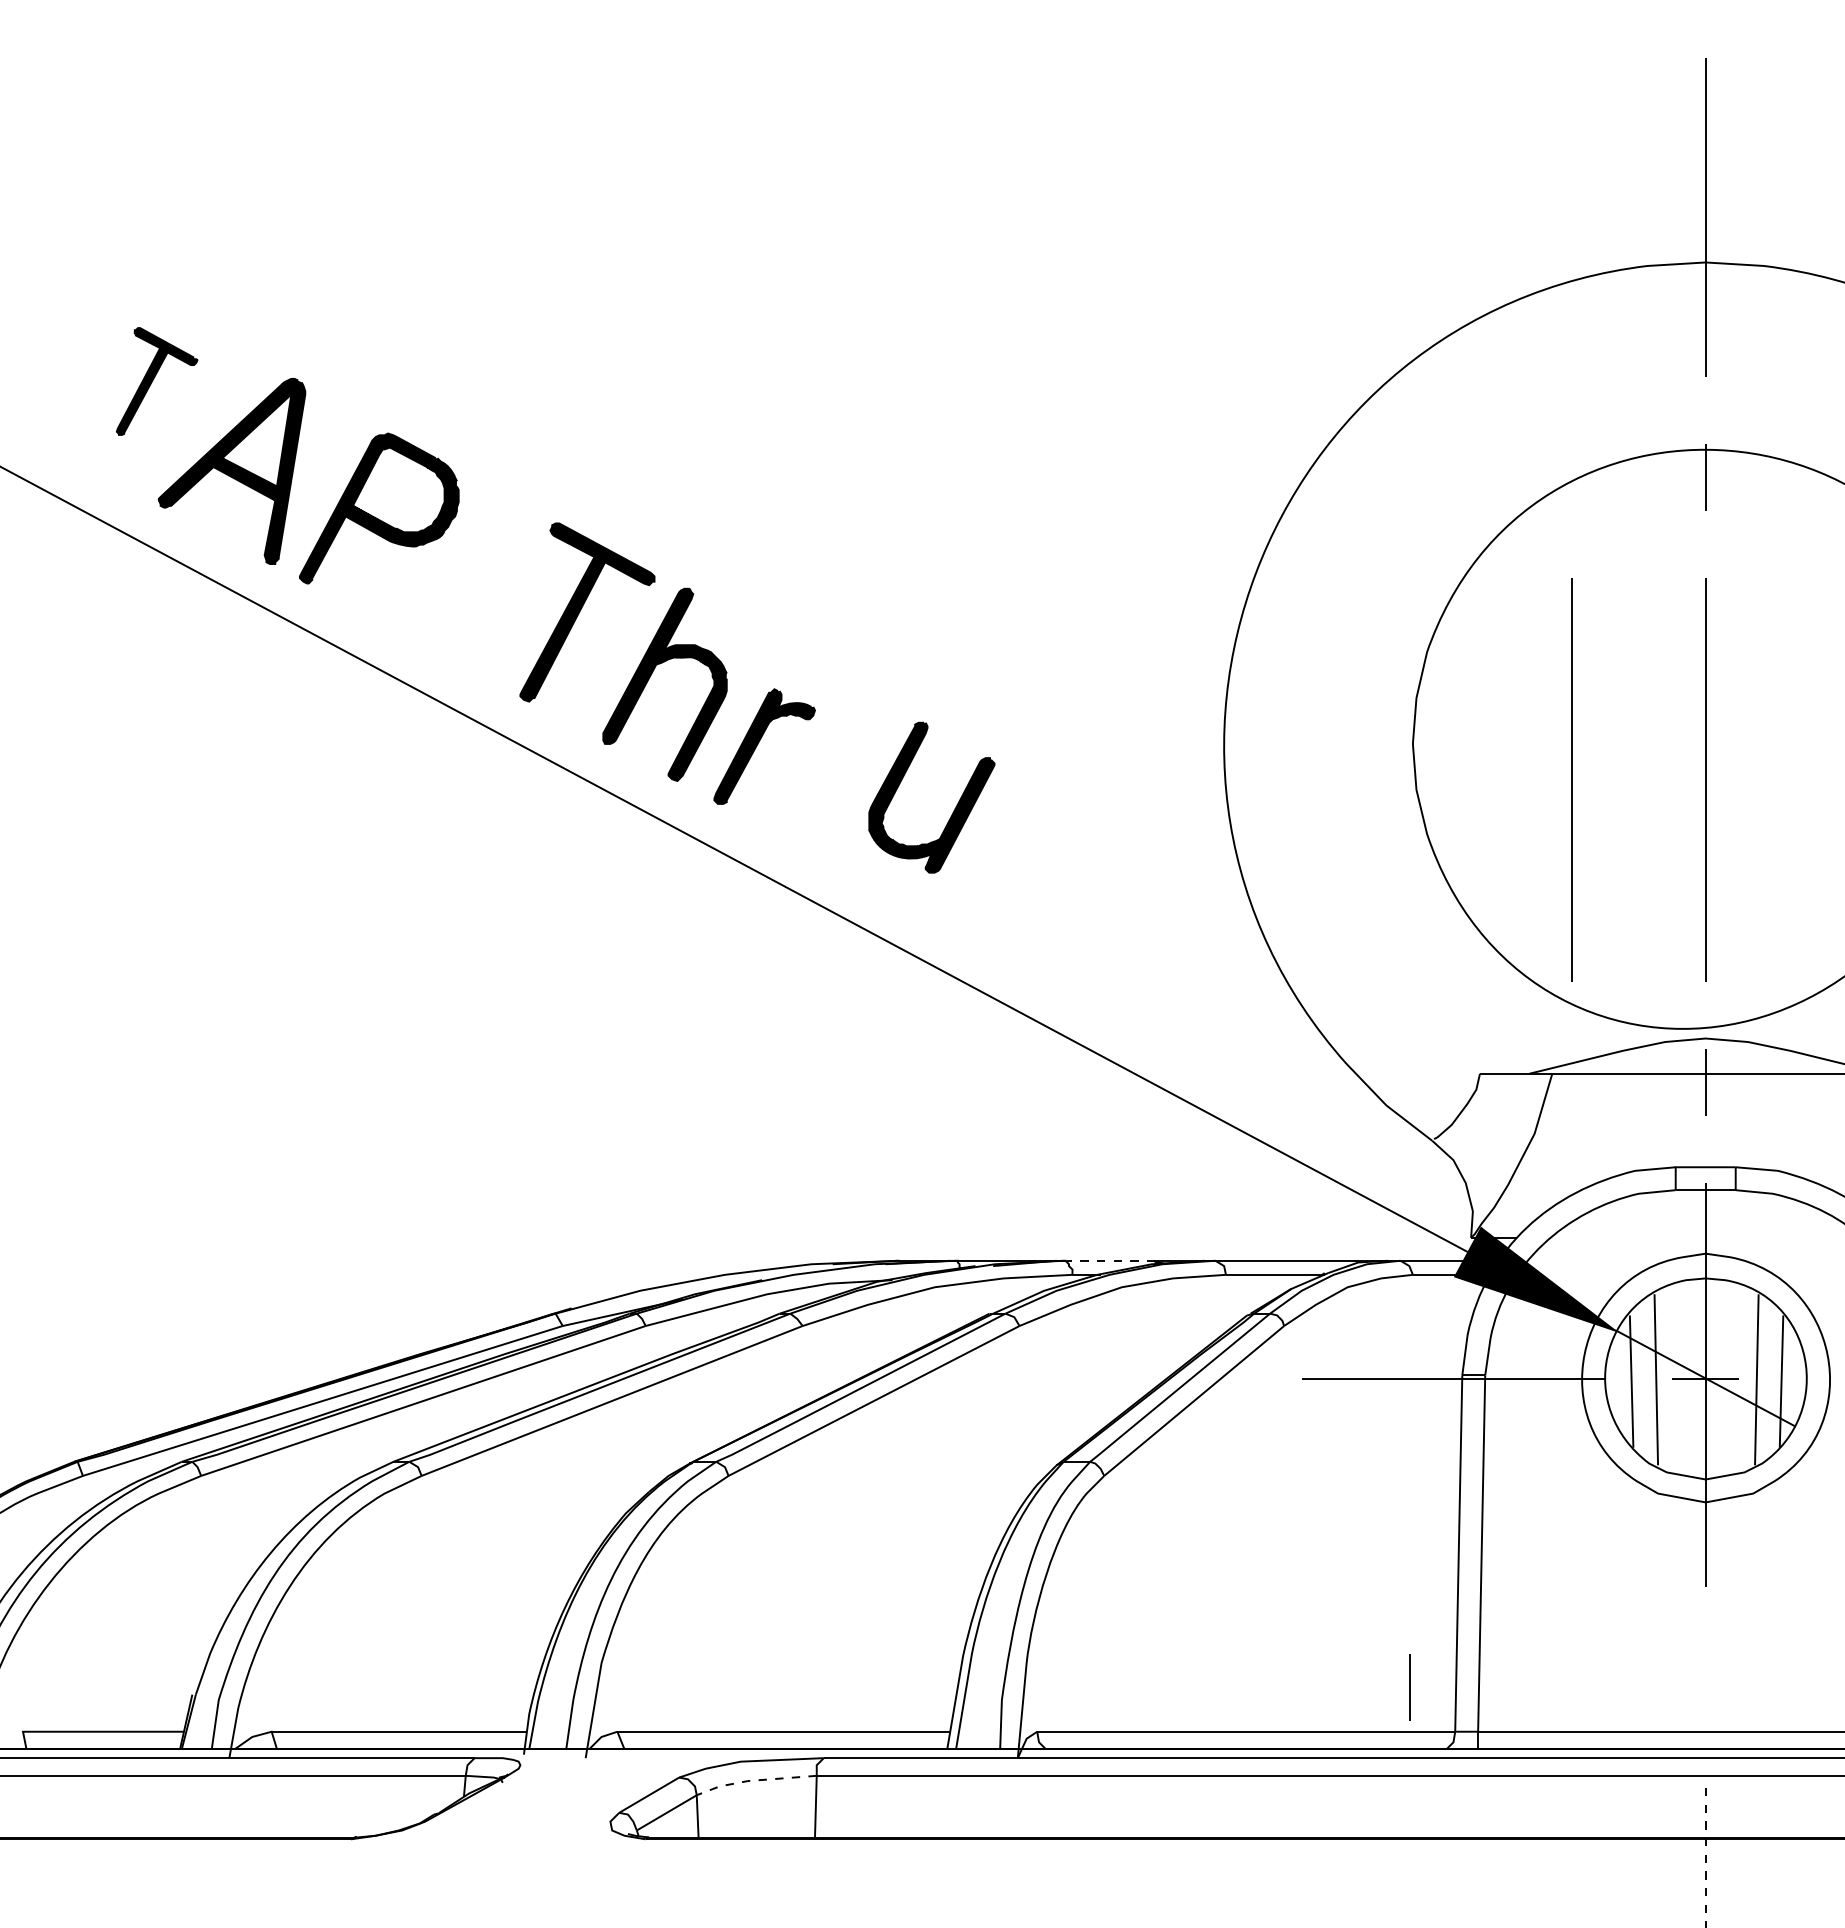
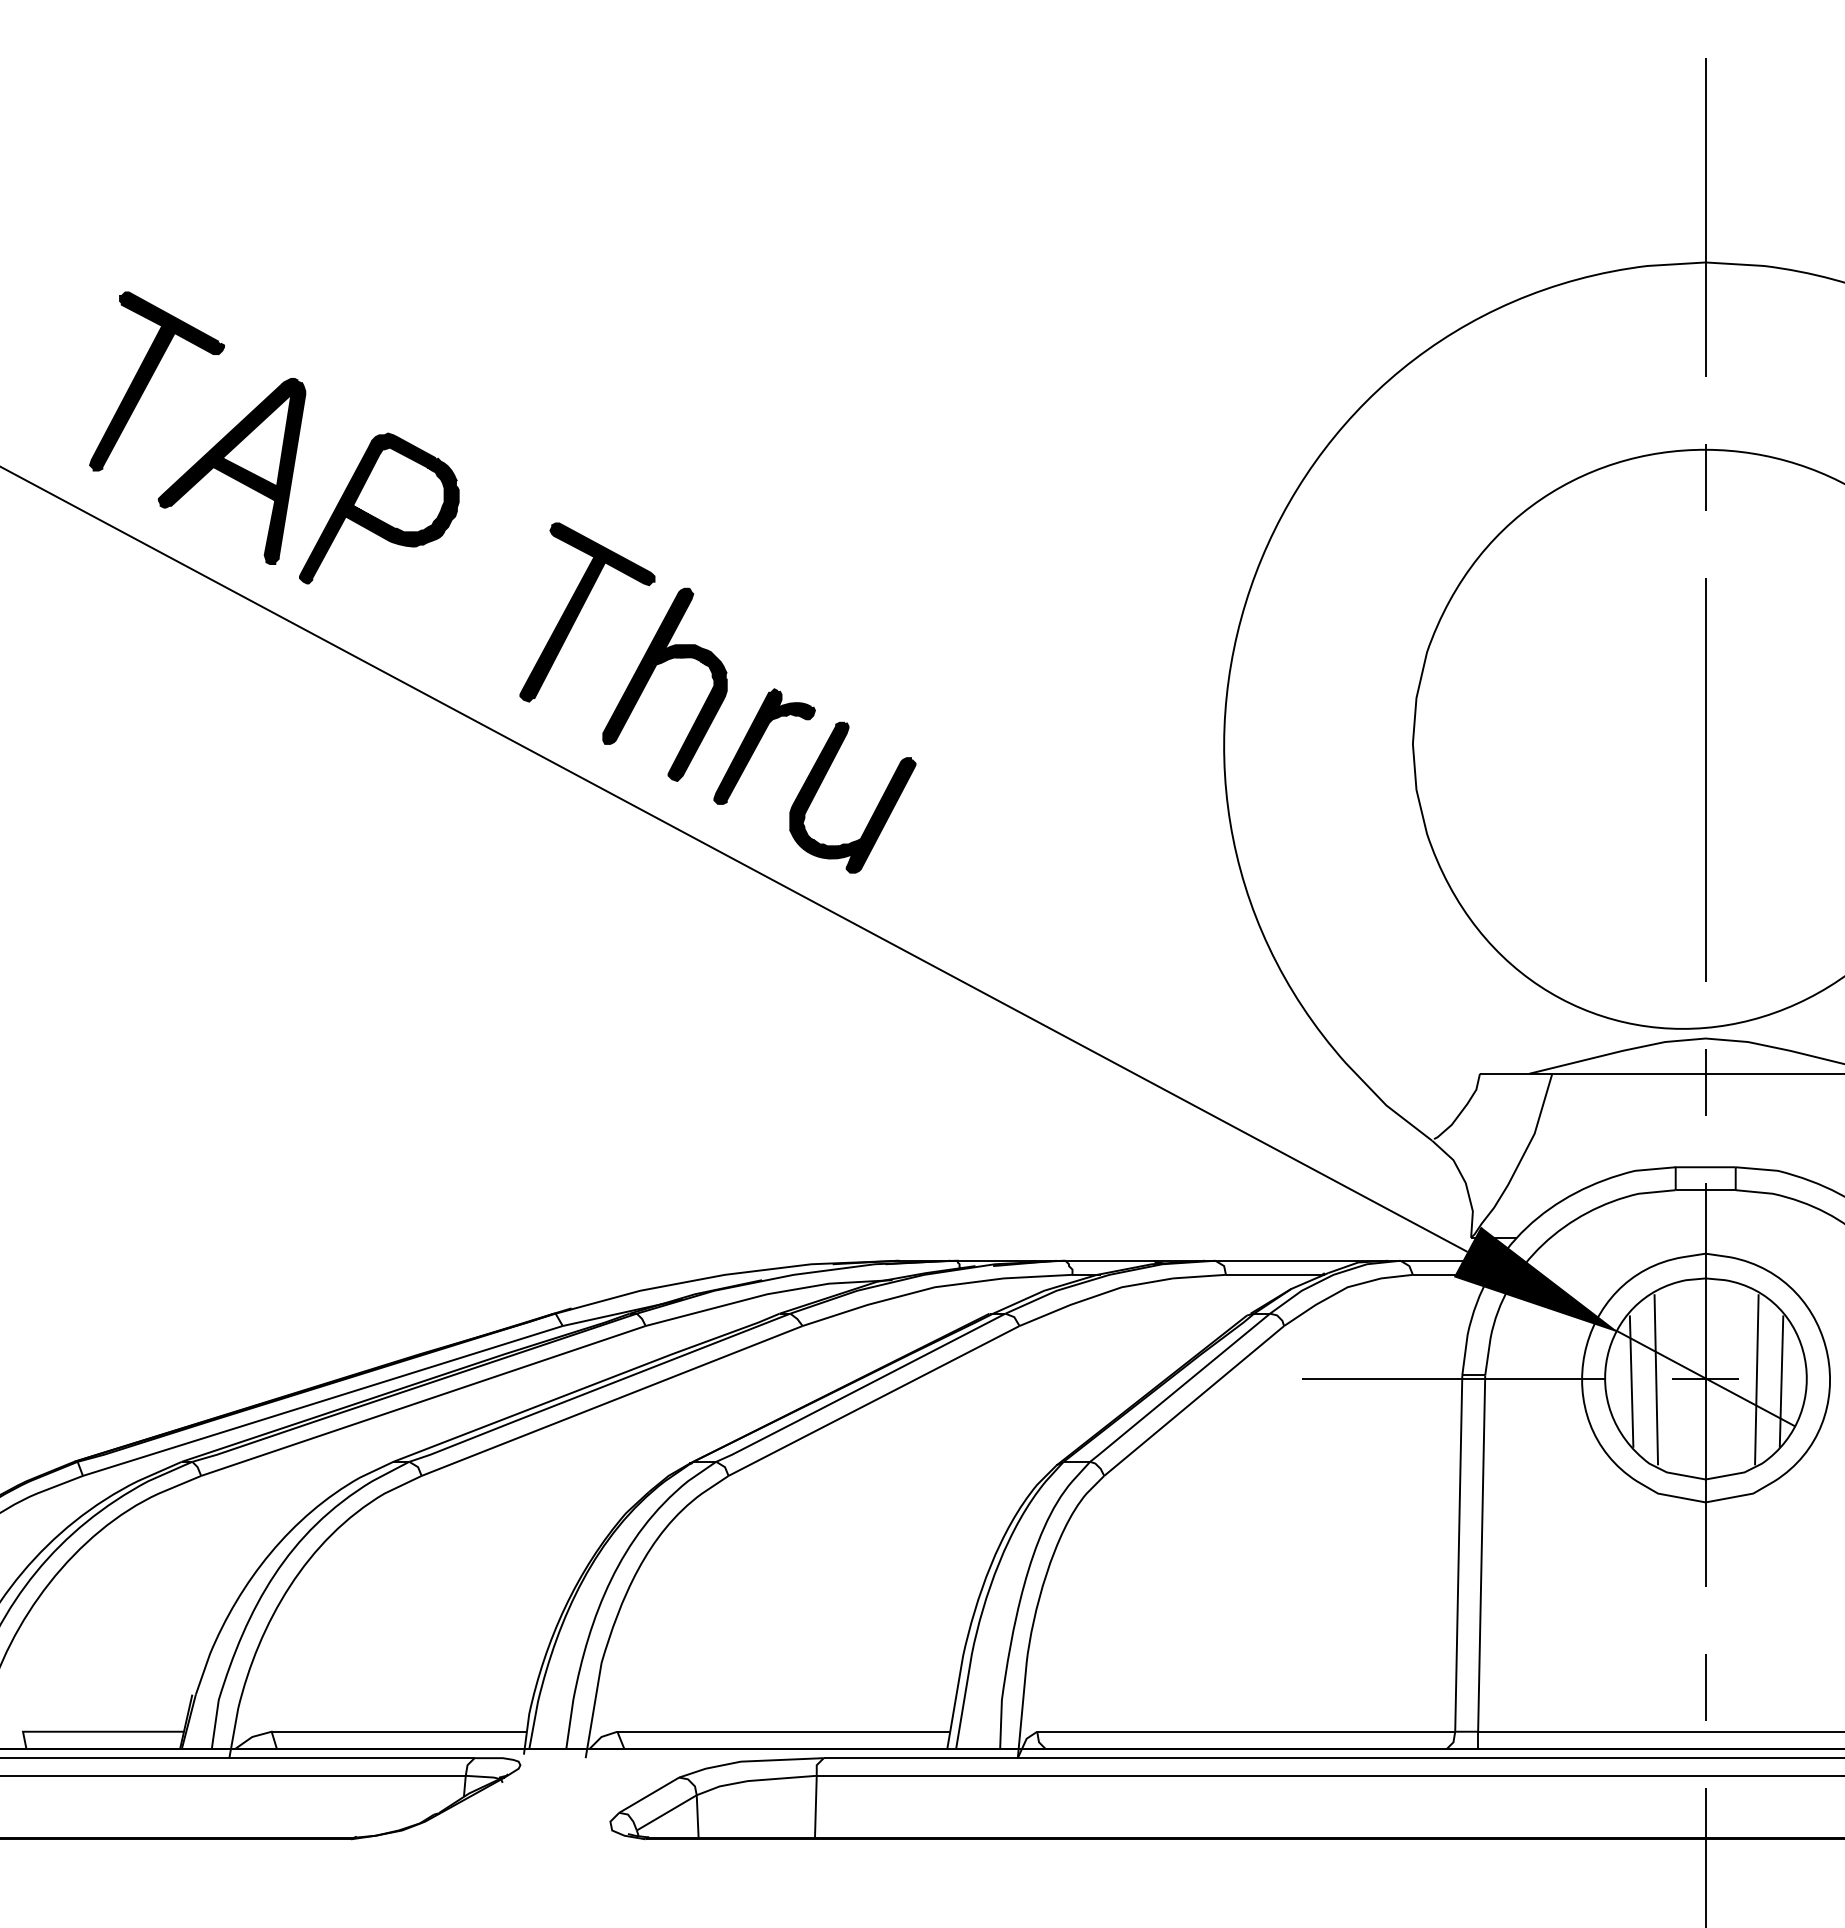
part size: 83x109 px -> 136x181 px (156, 381)
line: present -> none (1571, 779)
part position: (954, 808) -> (875, 808) (875, 808)
line: dashed -> solid (1108, 1260)
line position: (1409, 1687) -> (1705, 1687) (1705, 1687)
line: dashed -> solid (754, 1780)
line: dashed -> solid (1705, 1858)
